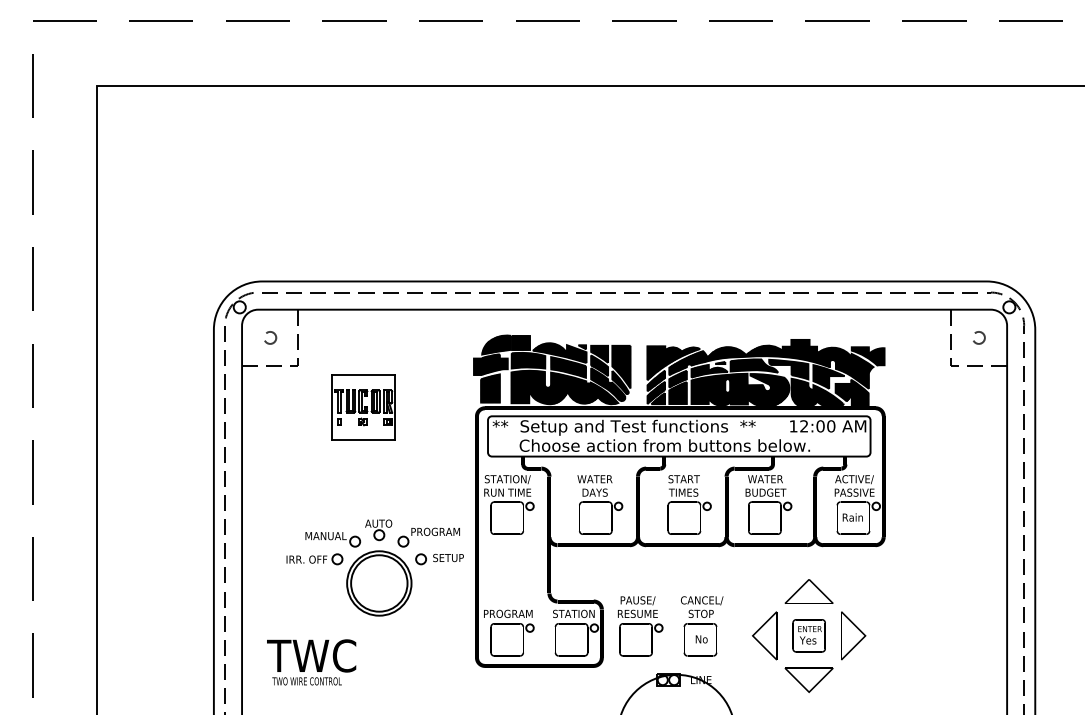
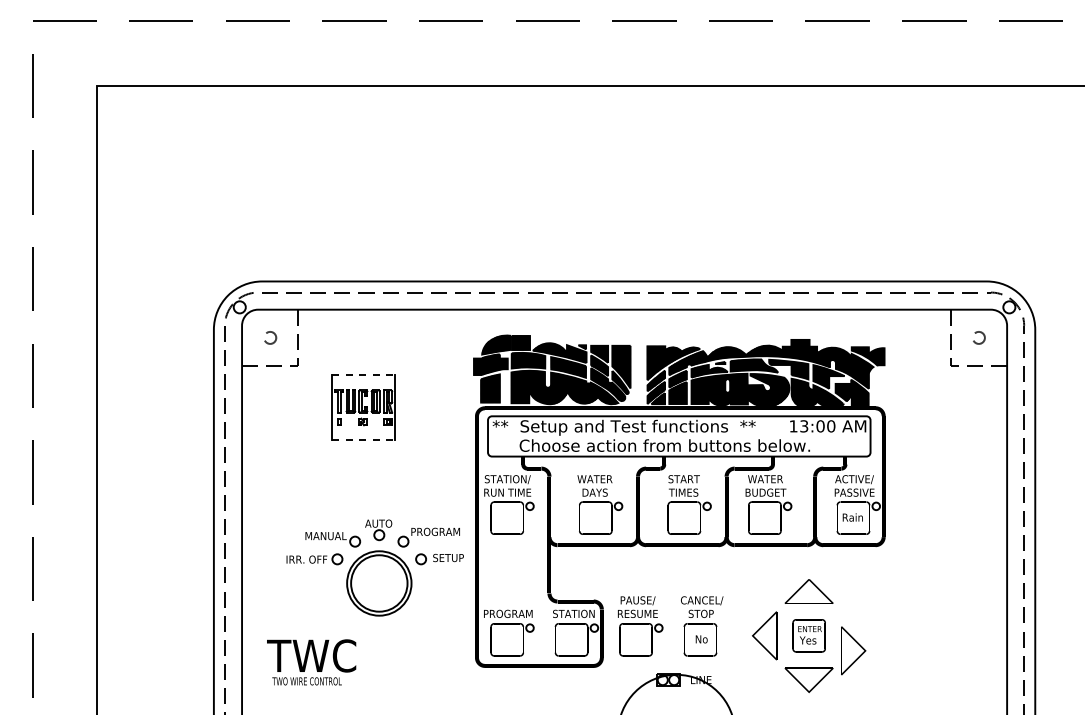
line: solid -> dashed (363, 374)
text: 12:00 -> 13:00 (804, 426)
line: solid -> dashed (363, 440)
part position: (853, 635) -> (853, 650) (853, 650)
